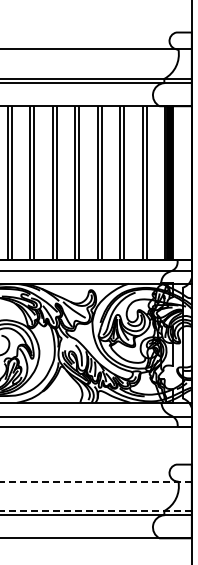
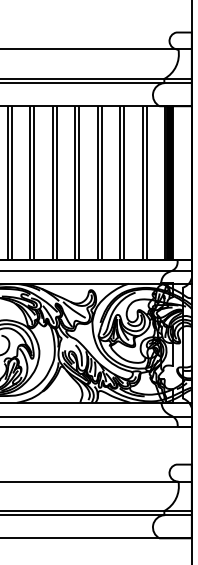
line: dashed -> solid (95, 481)
line: dashed -> solid (95, 510)
